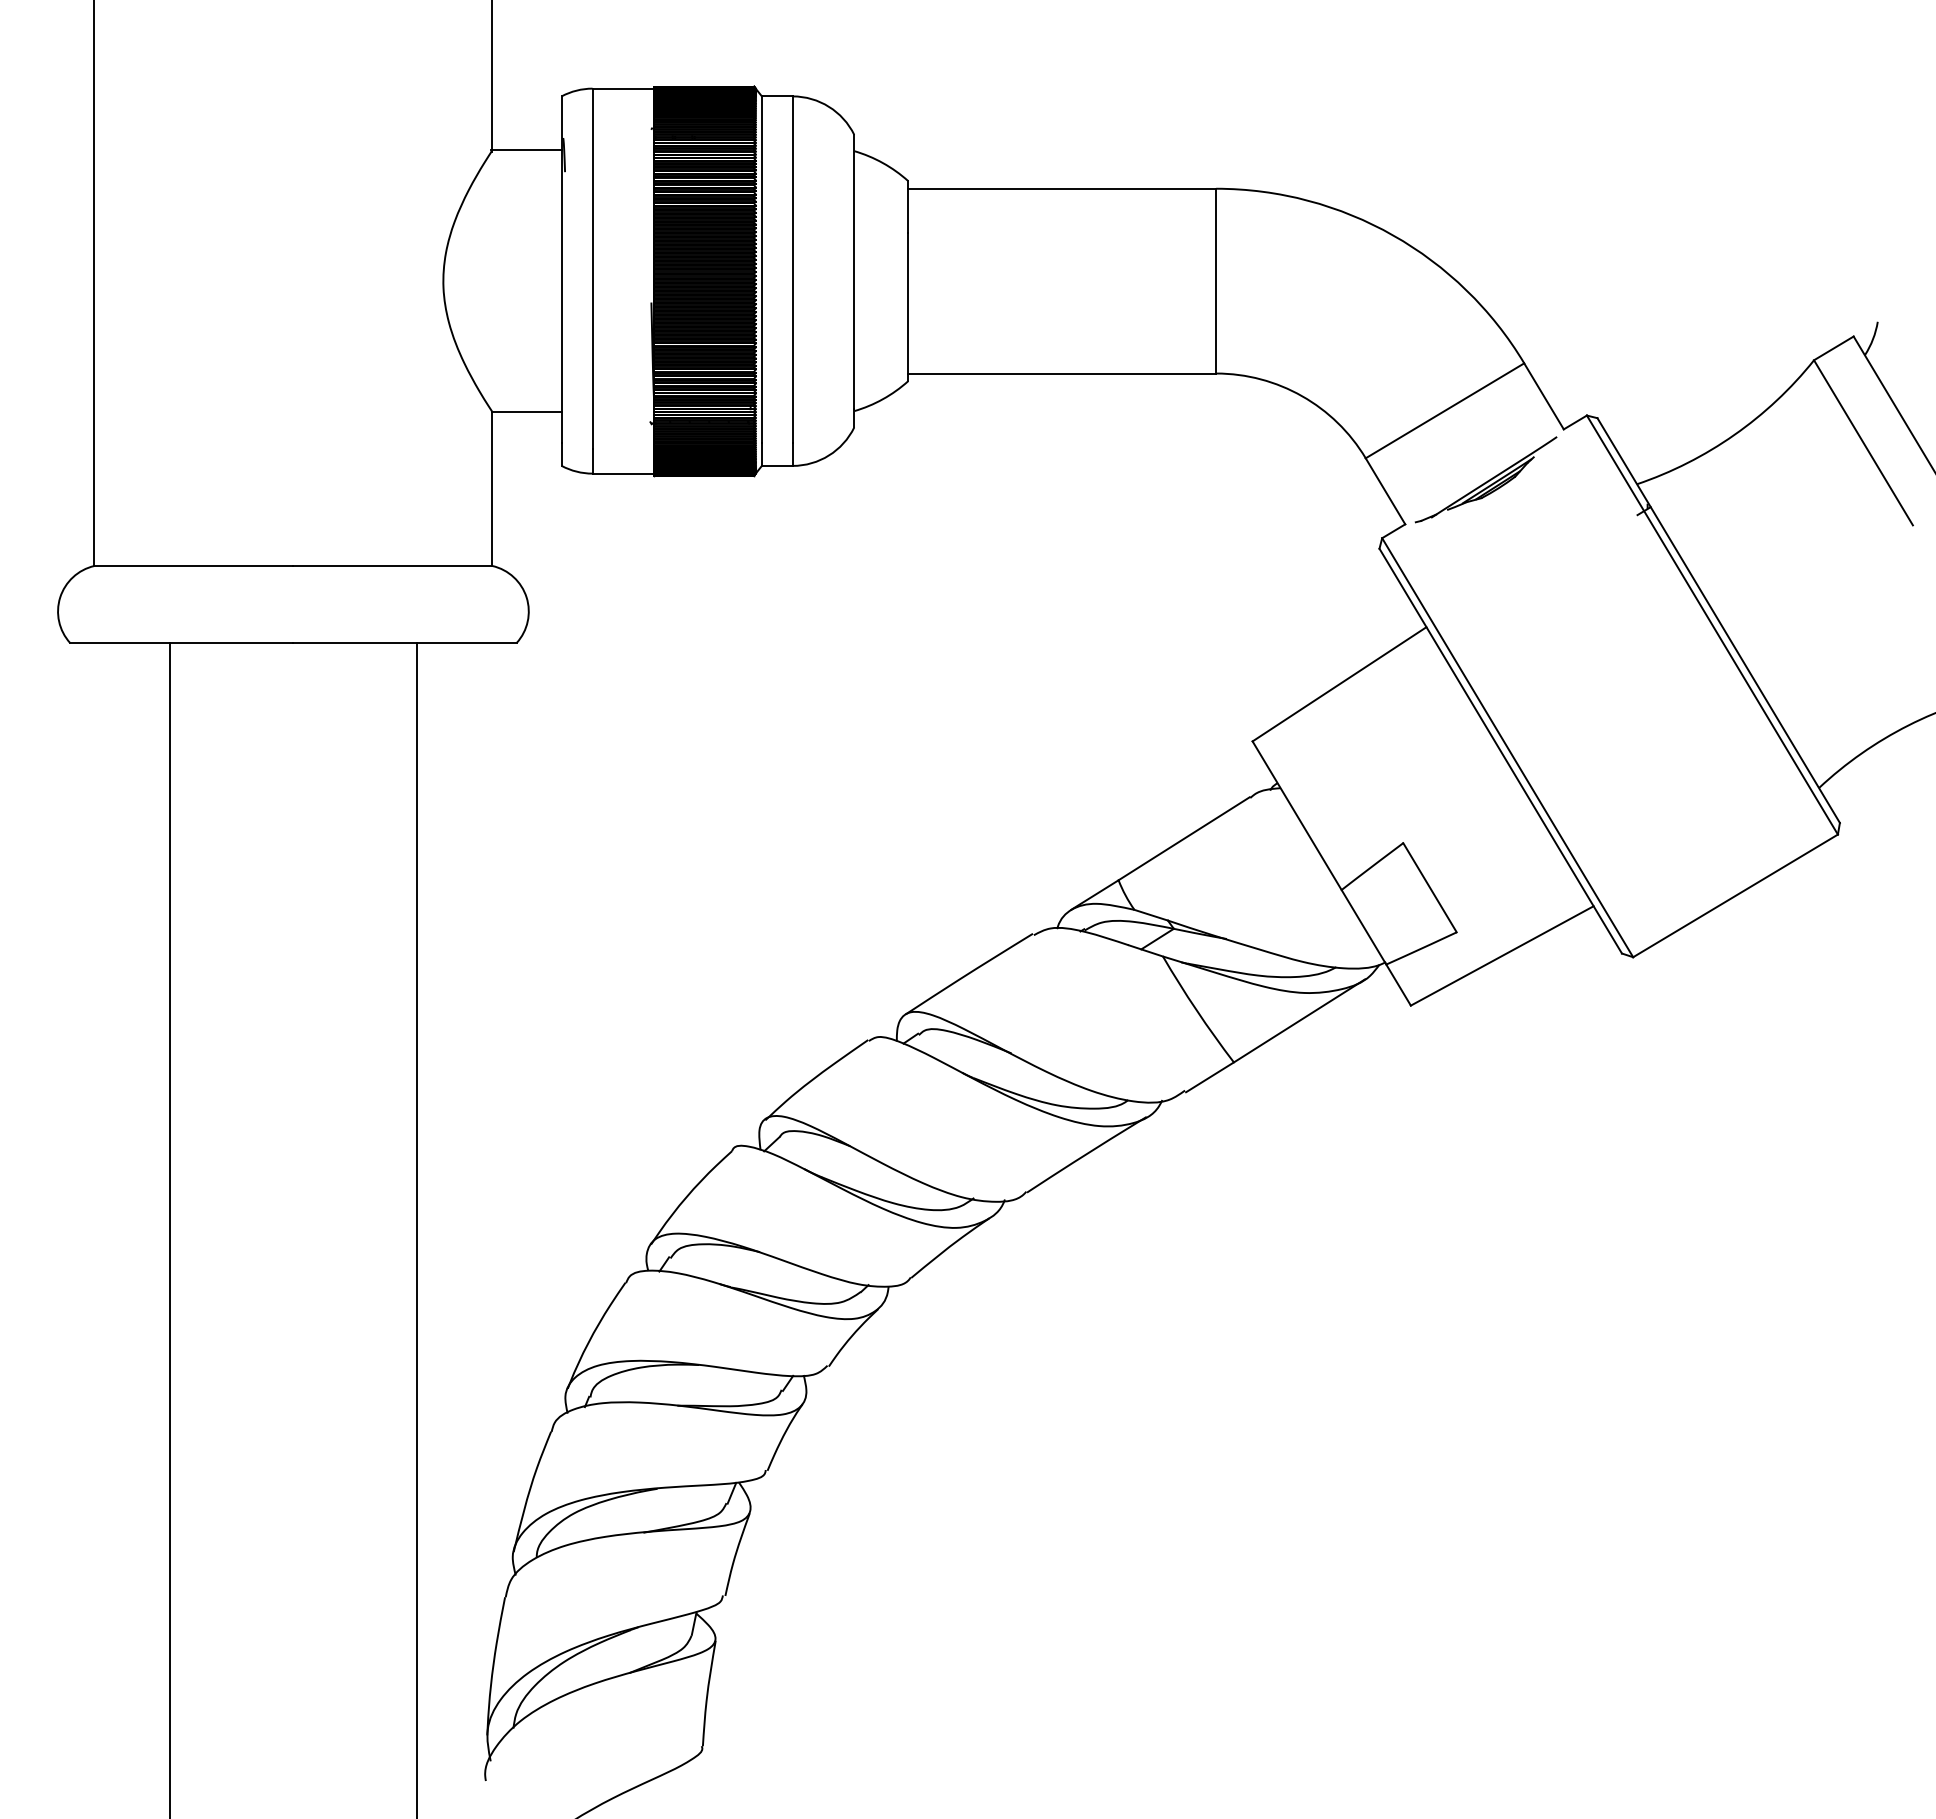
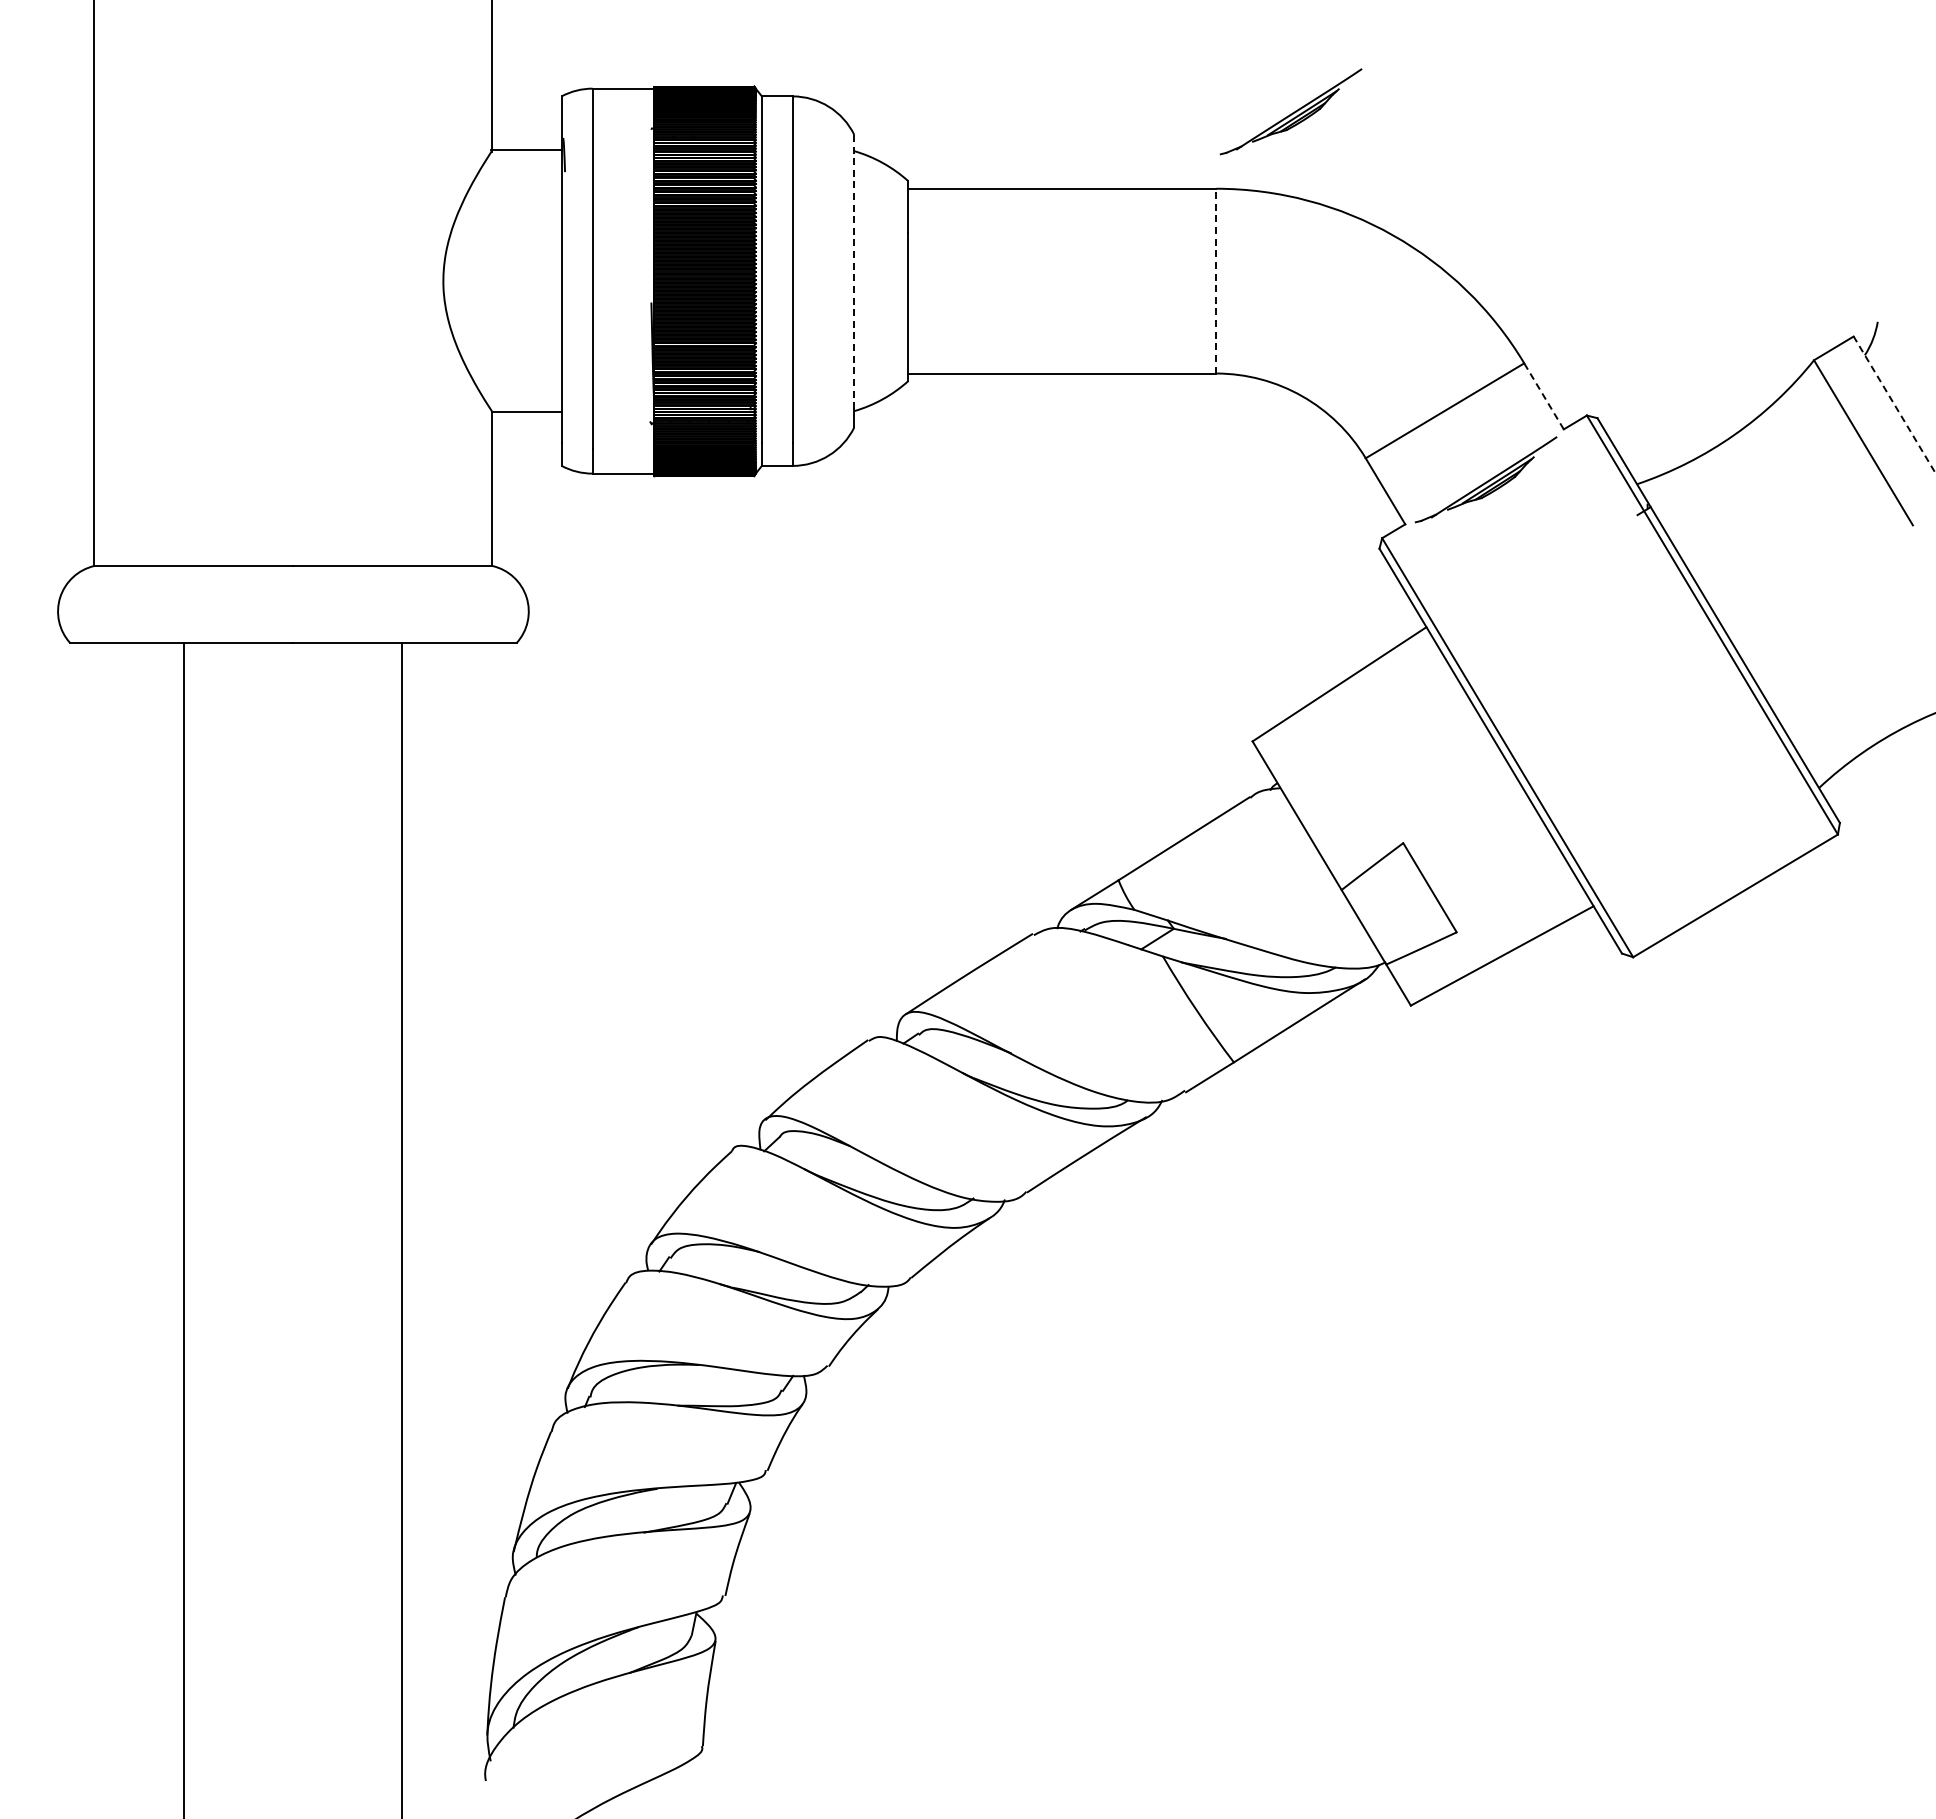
part: none -> present (1290, 111)
line: solid -> dashed (854, 272)
line: solid -> dashed (1216, 280)
line: solid -> dashed (1543, 395)
line: solid -> dashed (1894, 404)
line position: (170, 1229) -> (184, 1229) (184, 1229)
line position: (416, 1229) -> (401, 1229) (401, 1229)
